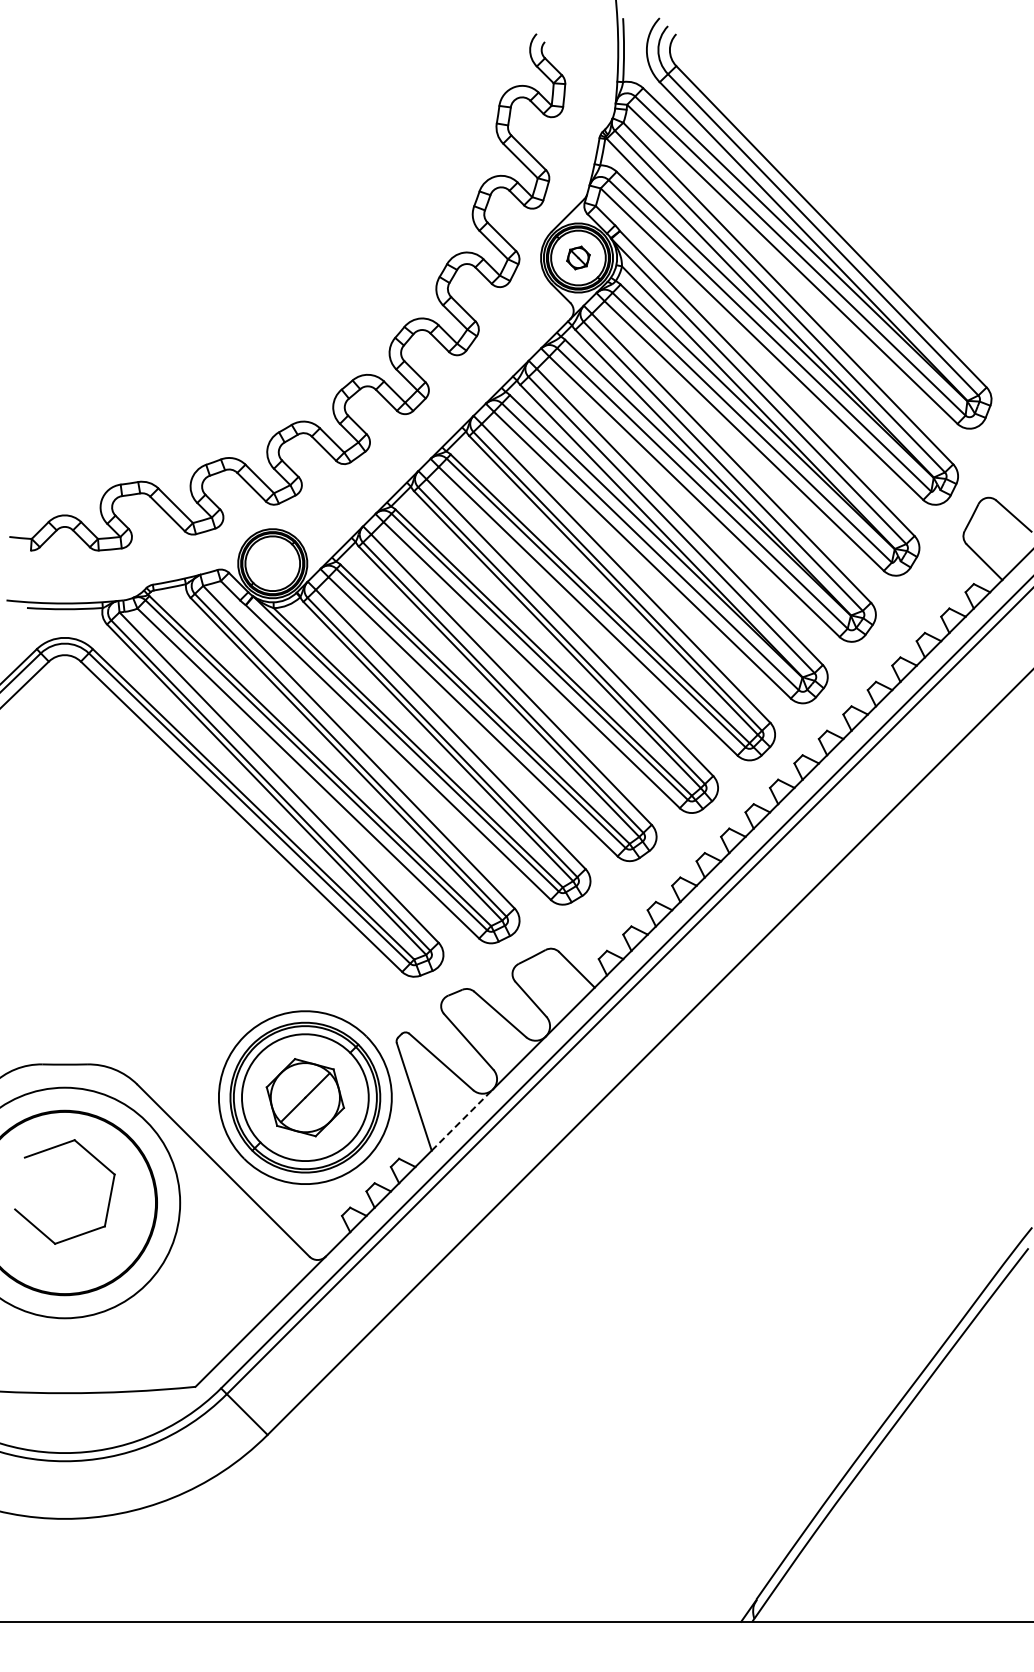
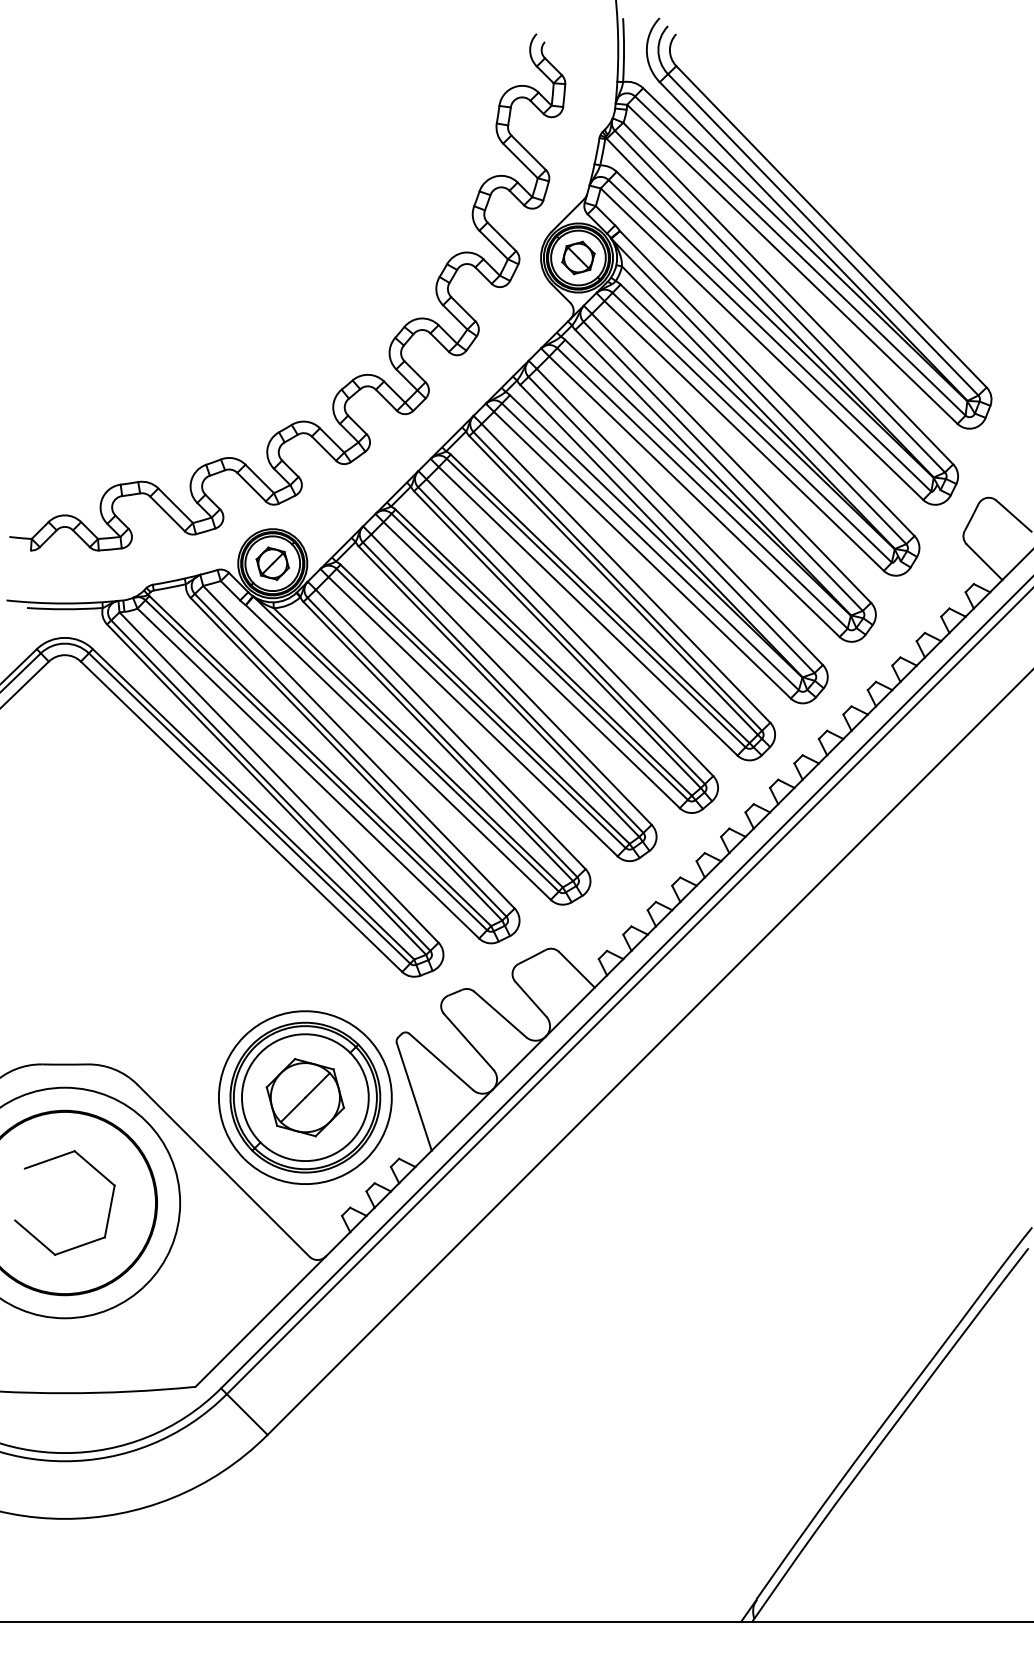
part size: 25x26 px -> 35x36 px (578, 257)
part: none -> present (272, 563)
line: dashed -> solid (462, 1119)
part position: (51, 1149) -> (51, 1160) (51, 1160)
